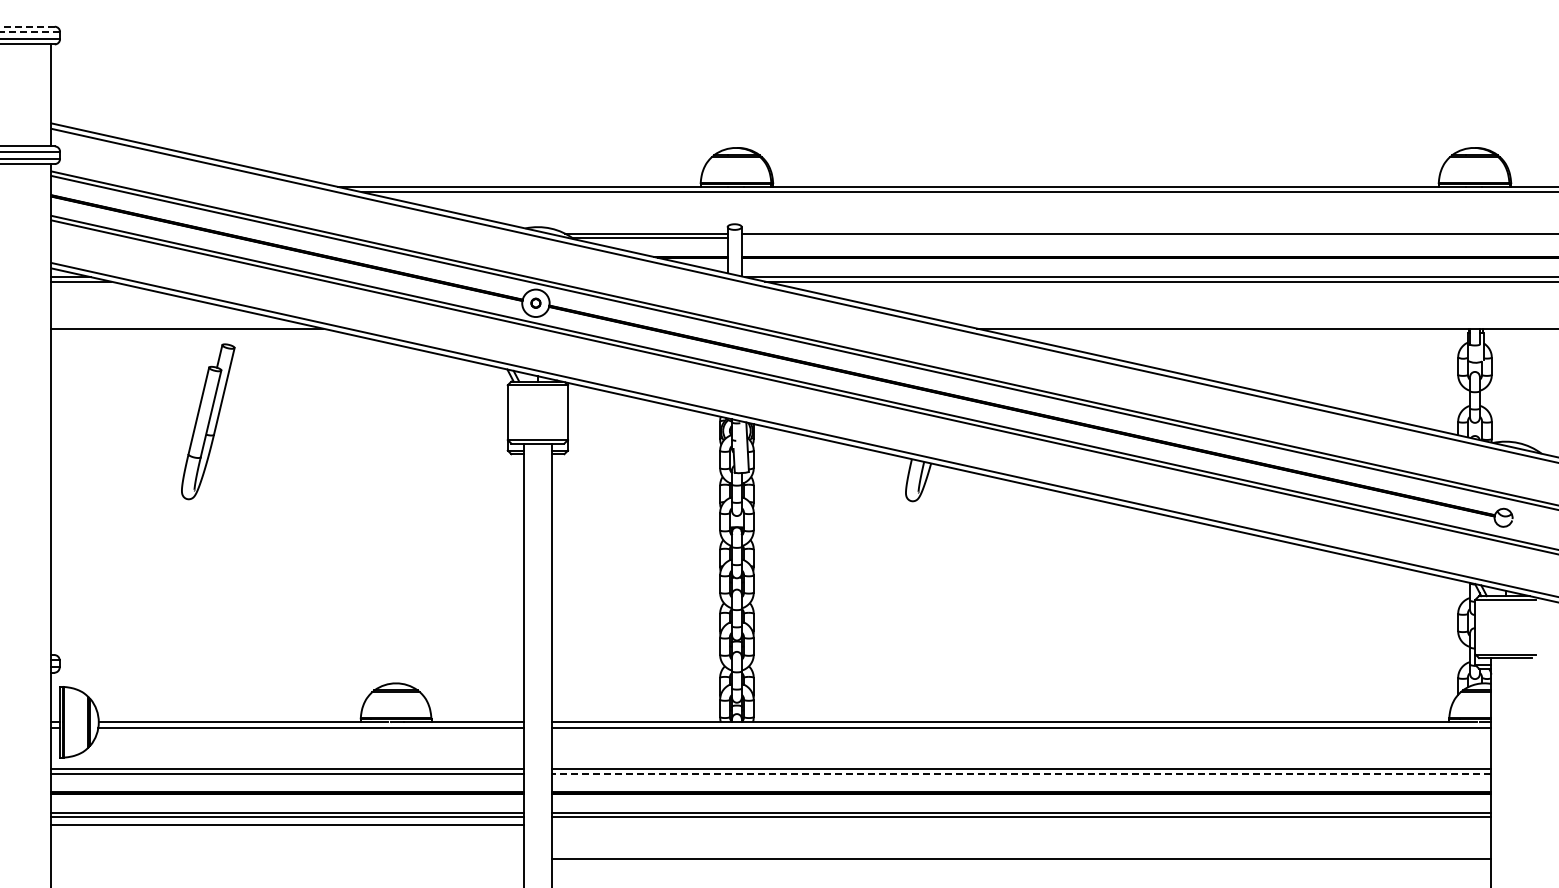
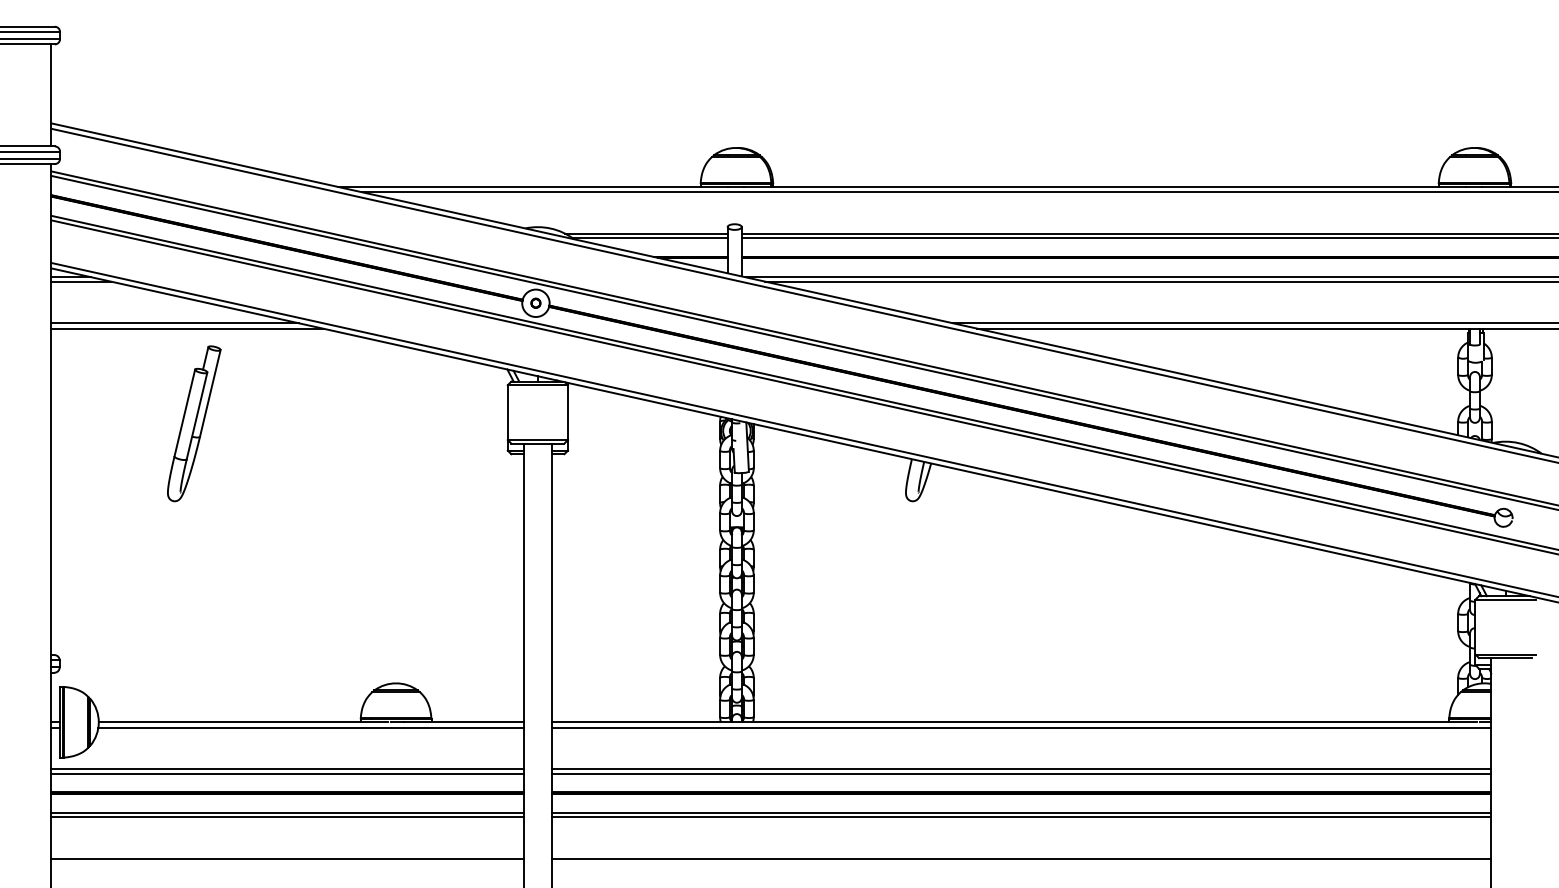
line: dashed -> solid (27, 26)
line: dashed -> solid (30, 32)
line: none -> present (1148, 238)
line: none -> present (174, 323)
line: none -> present (1253, 323)
part position: (208, 421) -> (194, 423) (194, 423)
line: dashed -> solid (1021, 773)
line position: (287, 824) -> (287, 858) (287, 858)
